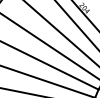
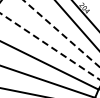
line: solid -> dashed (61, 33)
line: solid -> dashed (50, 46)
